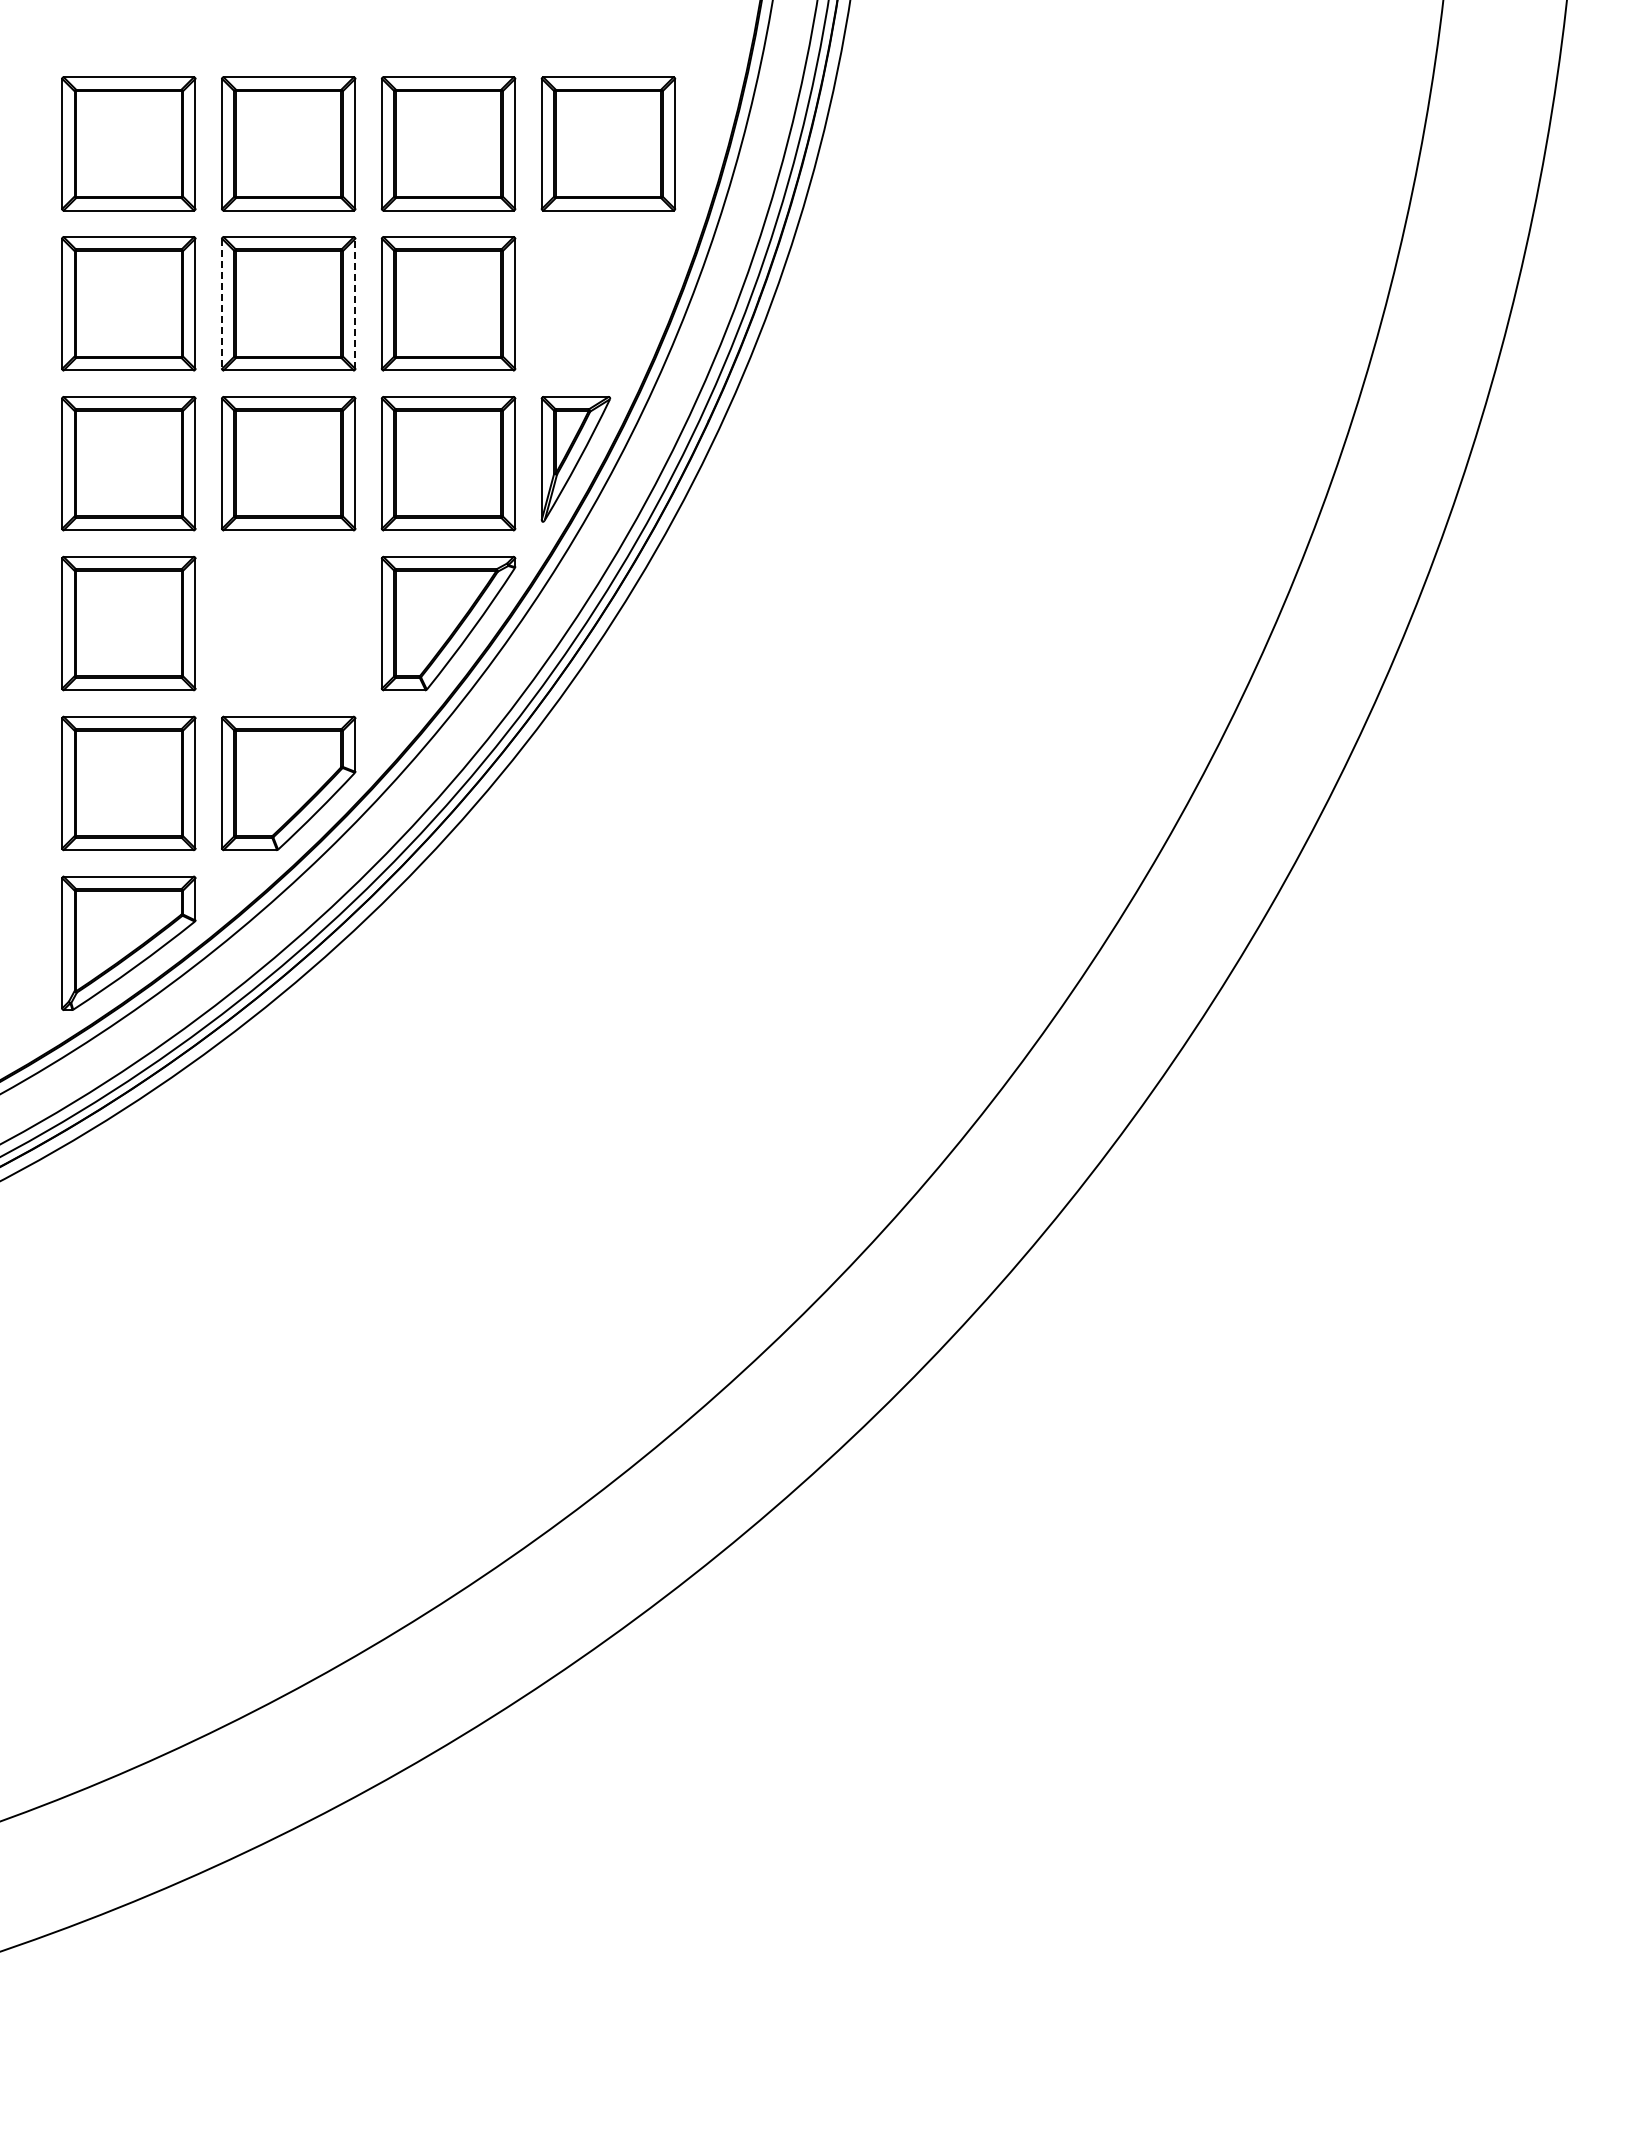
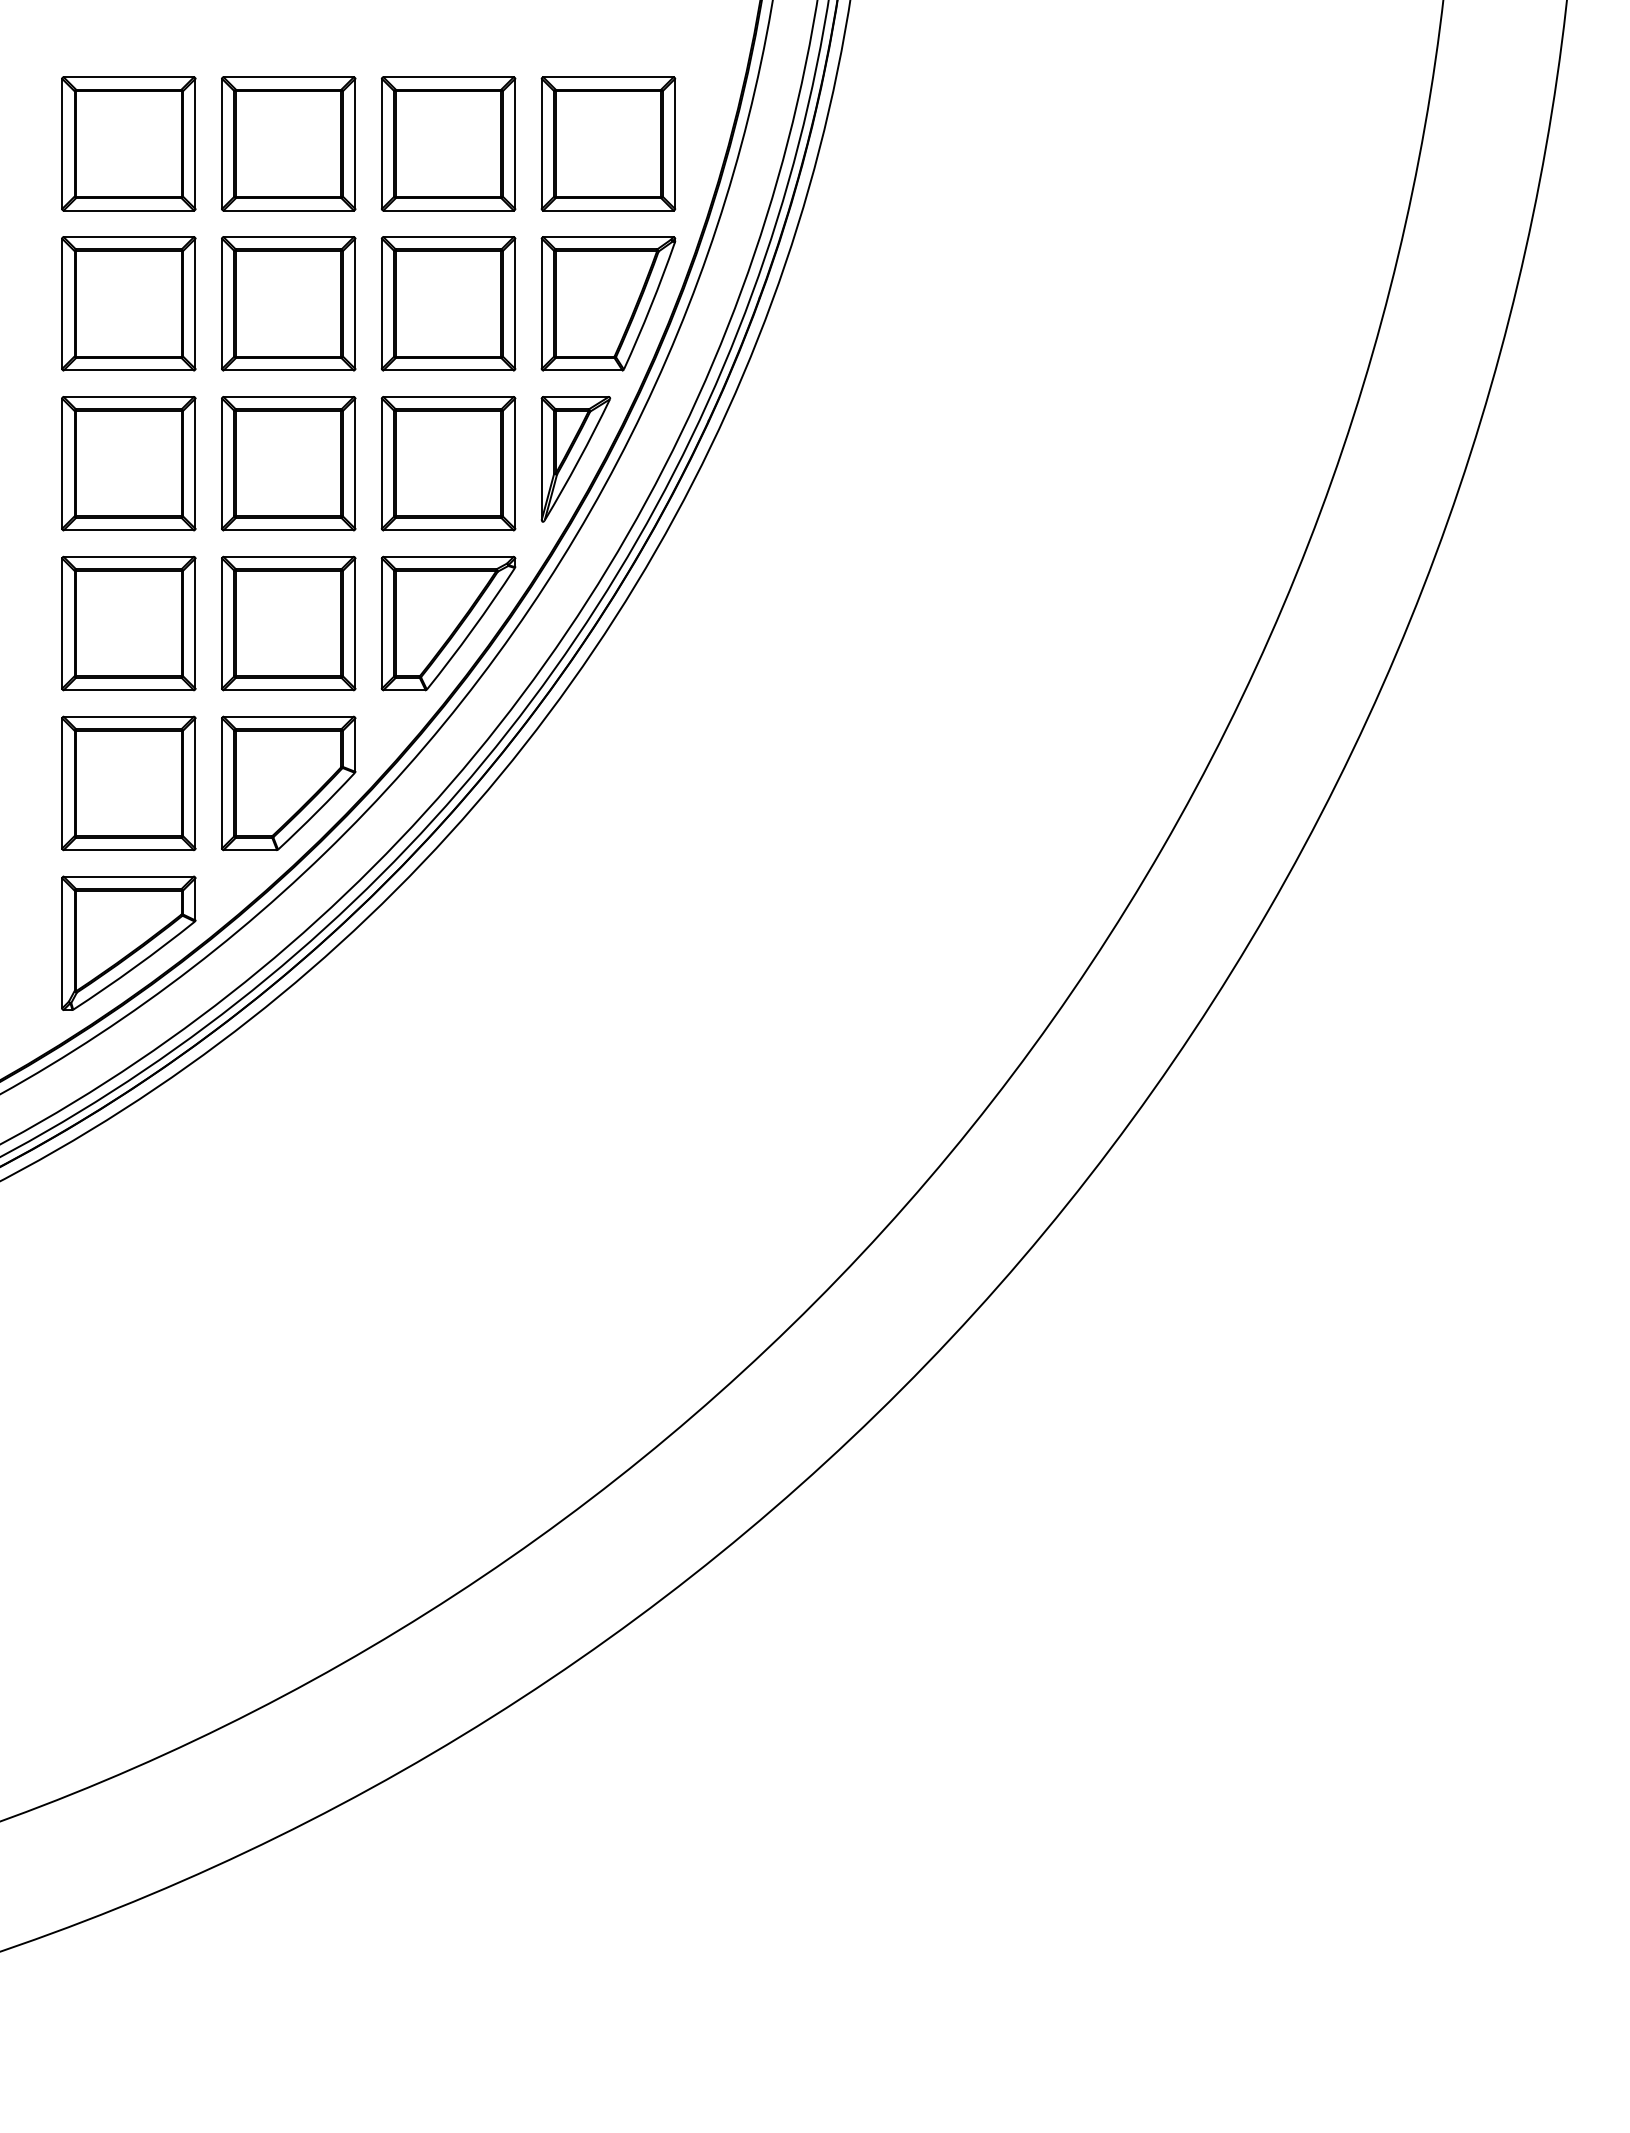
line: dashed -> solid (355, 303)
part: none -> present (608, 303)
line: dashed -> solid (222, 304)
part: none -> present (288, 623)
